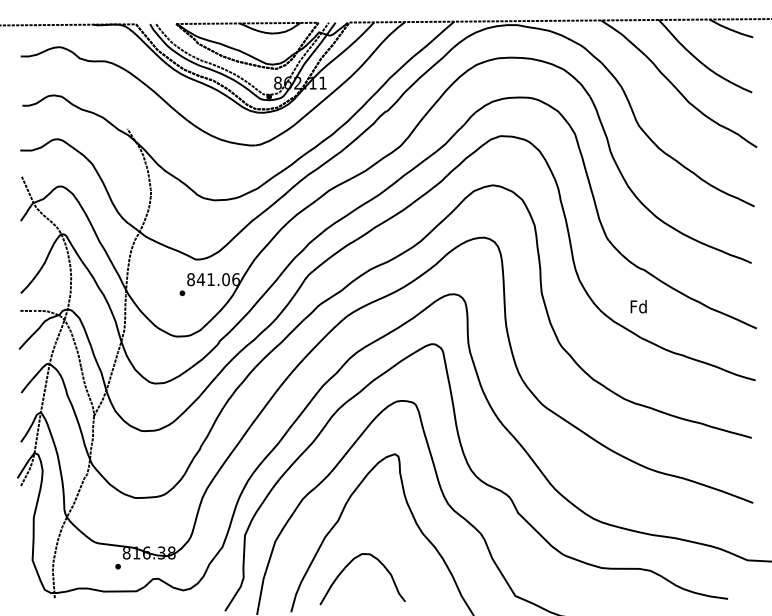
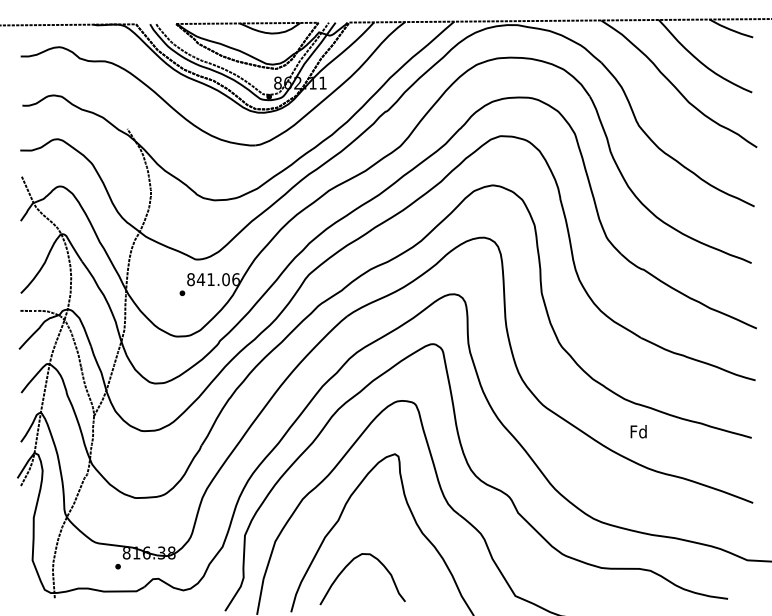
text position: (638, 306) -> (638, 431) (638, 431)
